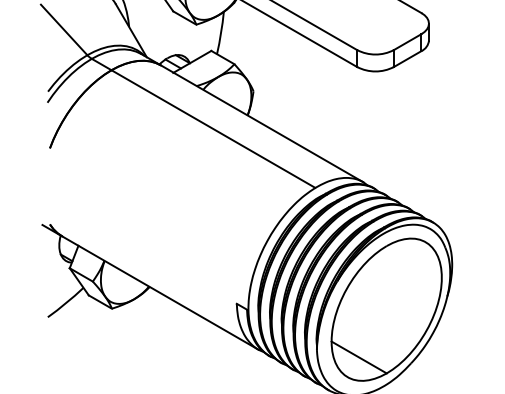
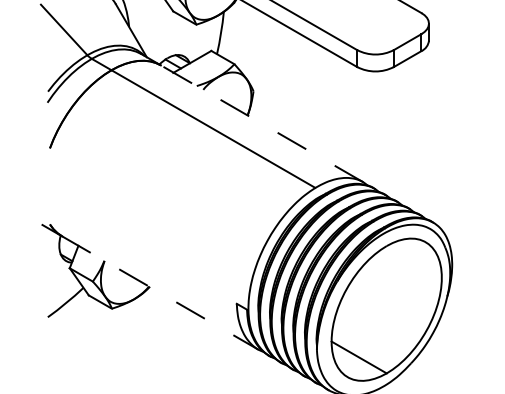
line: solid -> dashed (262, 123)
line: solid -> dashed (160, 293)
